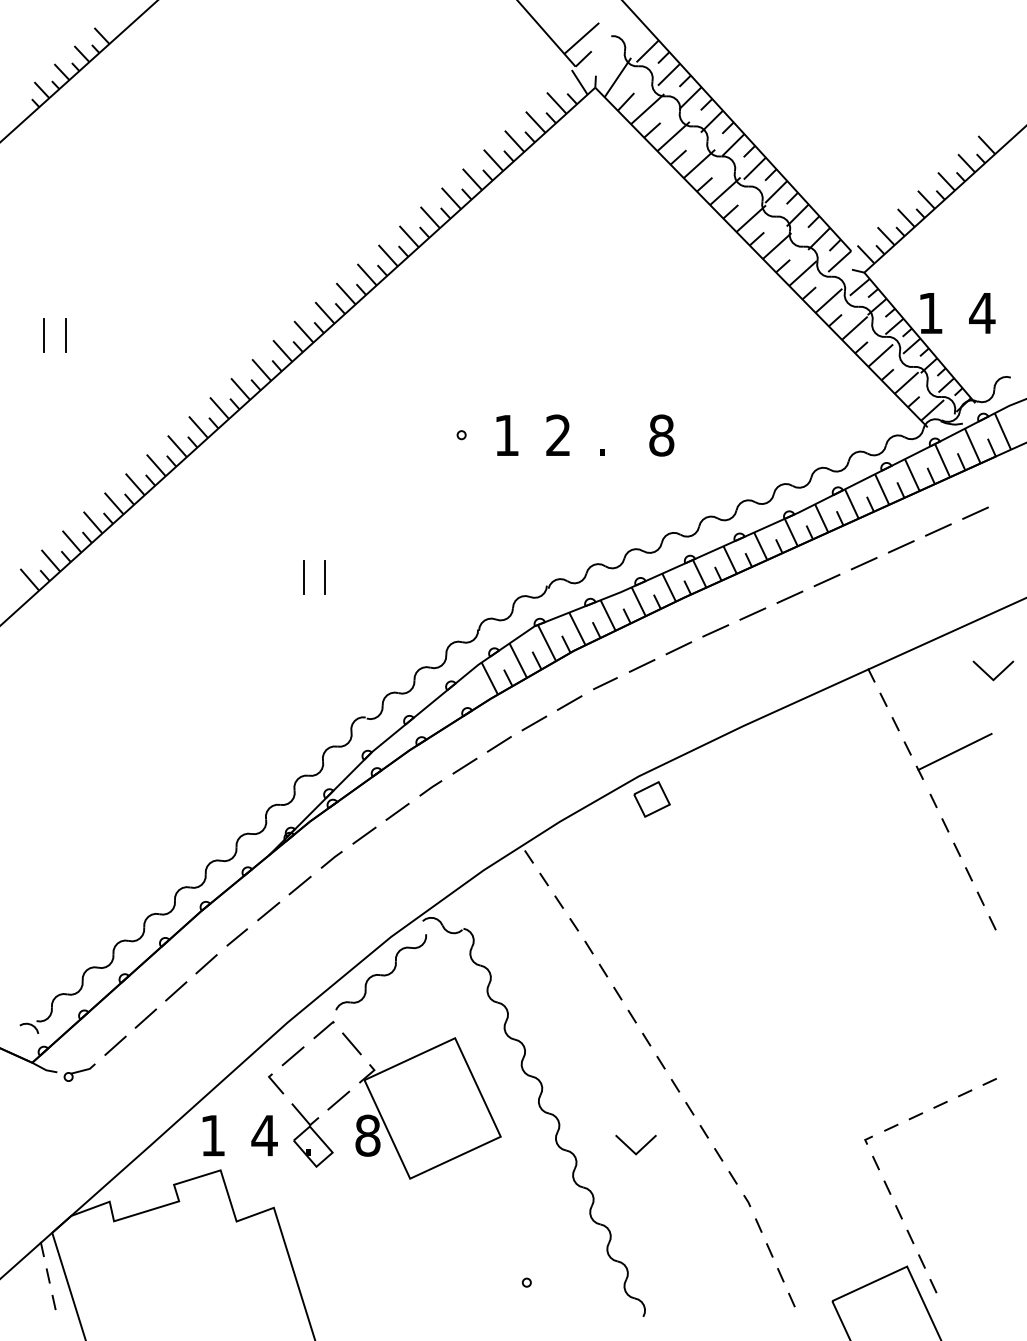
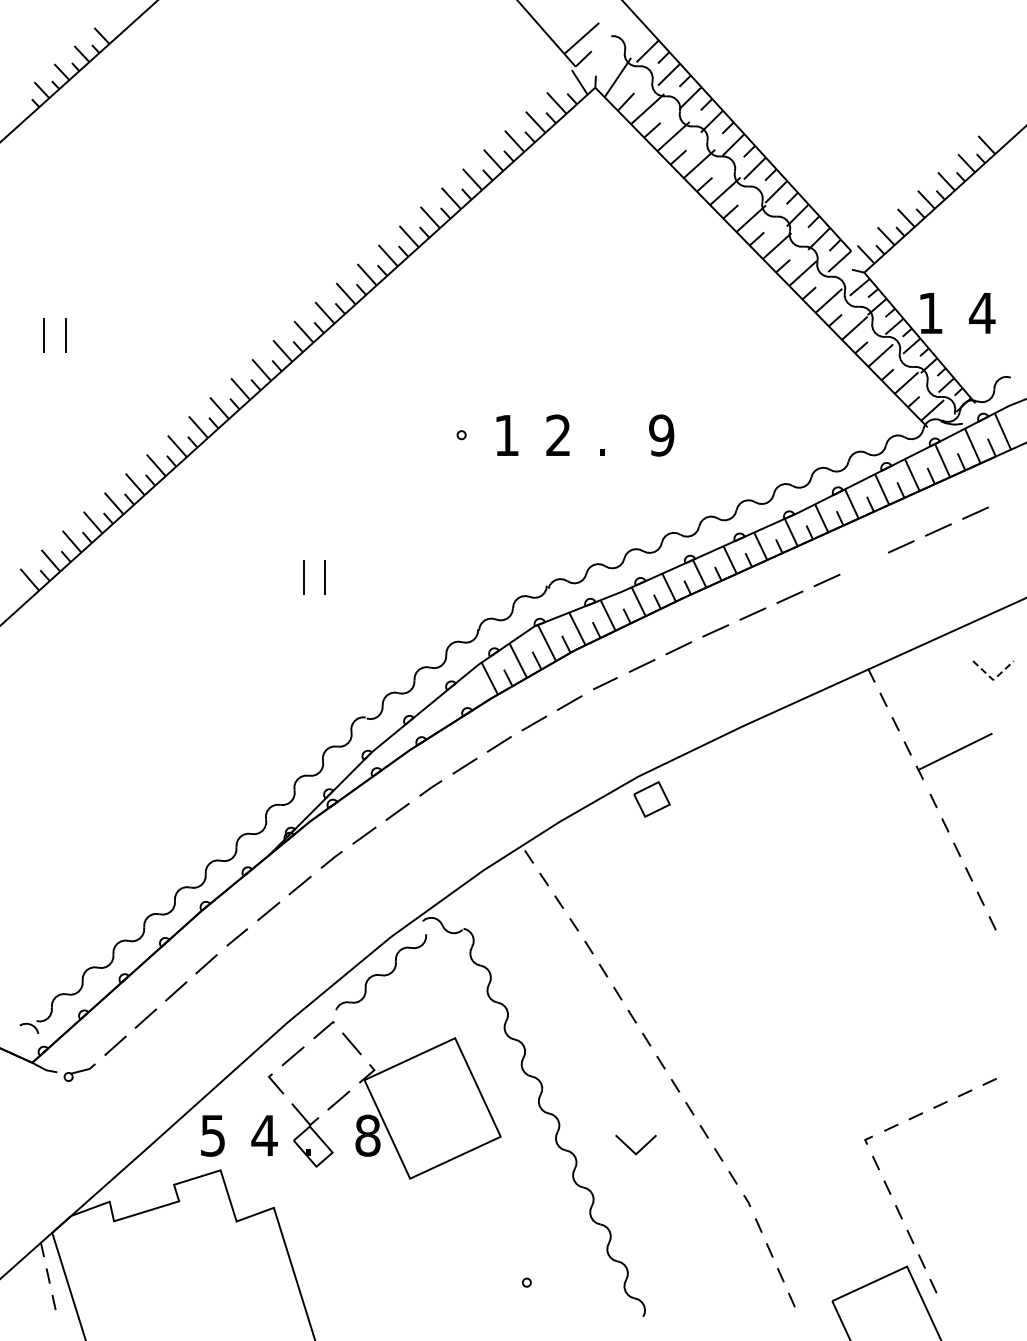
text: 8 -> 9 (661, 435)
line: present -> none (863, 563)
line: solid -> dashed (993, 680)
text: 1 -> 5 (212, 1135)
